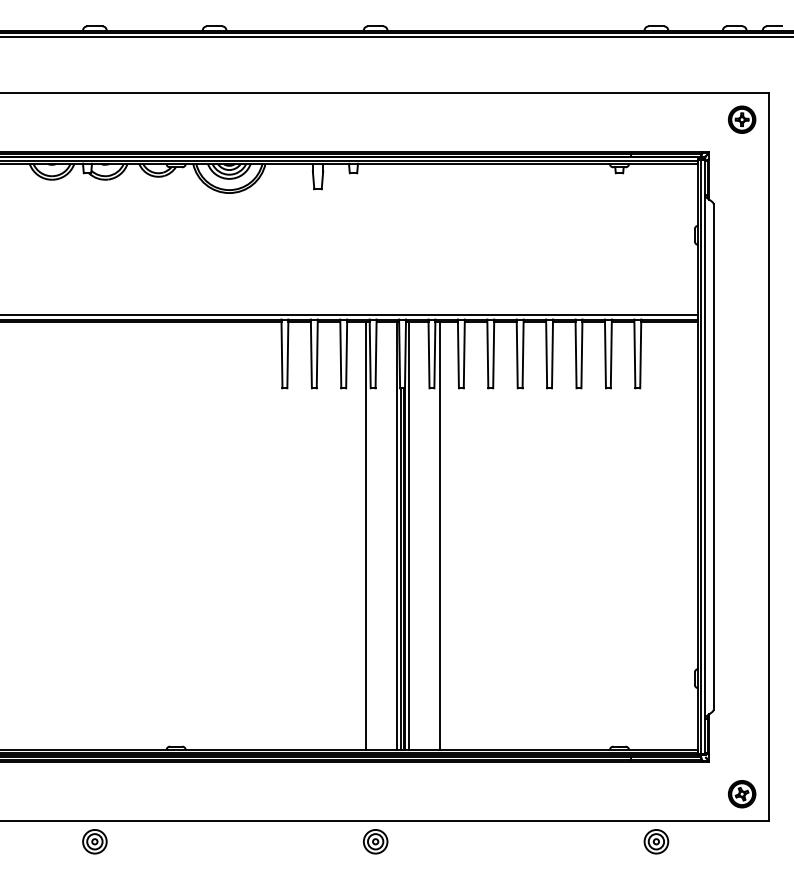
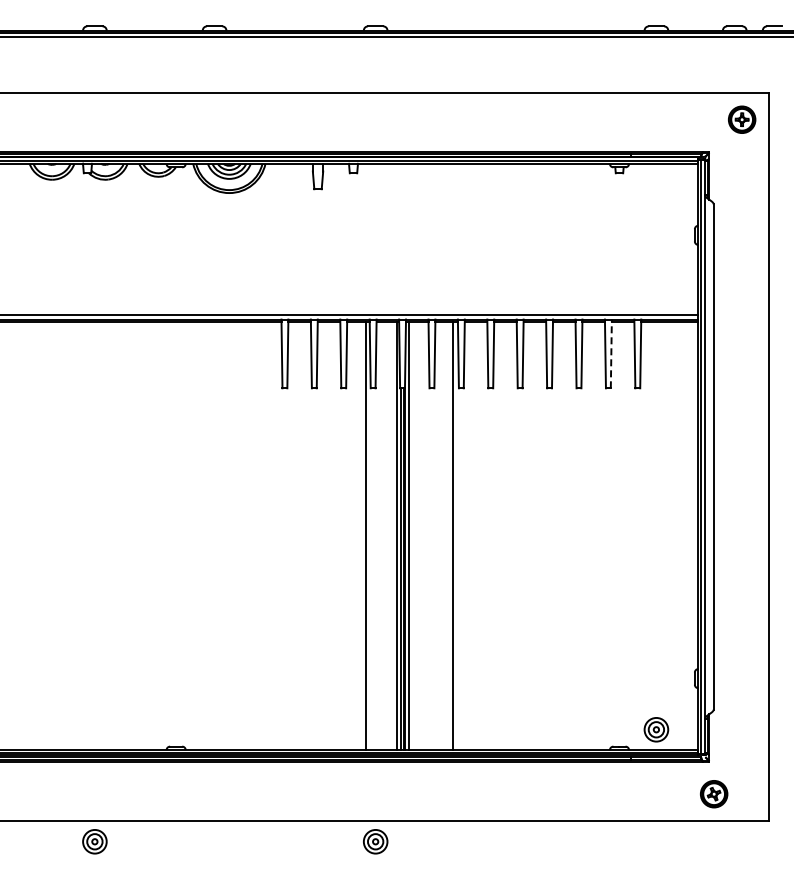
line: solid -> dashed (611, 353)
line position: (440, 536) -> (453, 536) (453, 536)
part position: (742, 794) -> (714, 794) (714, 794)
part position: (656, 841) -> (656, 729) (656, 729)
